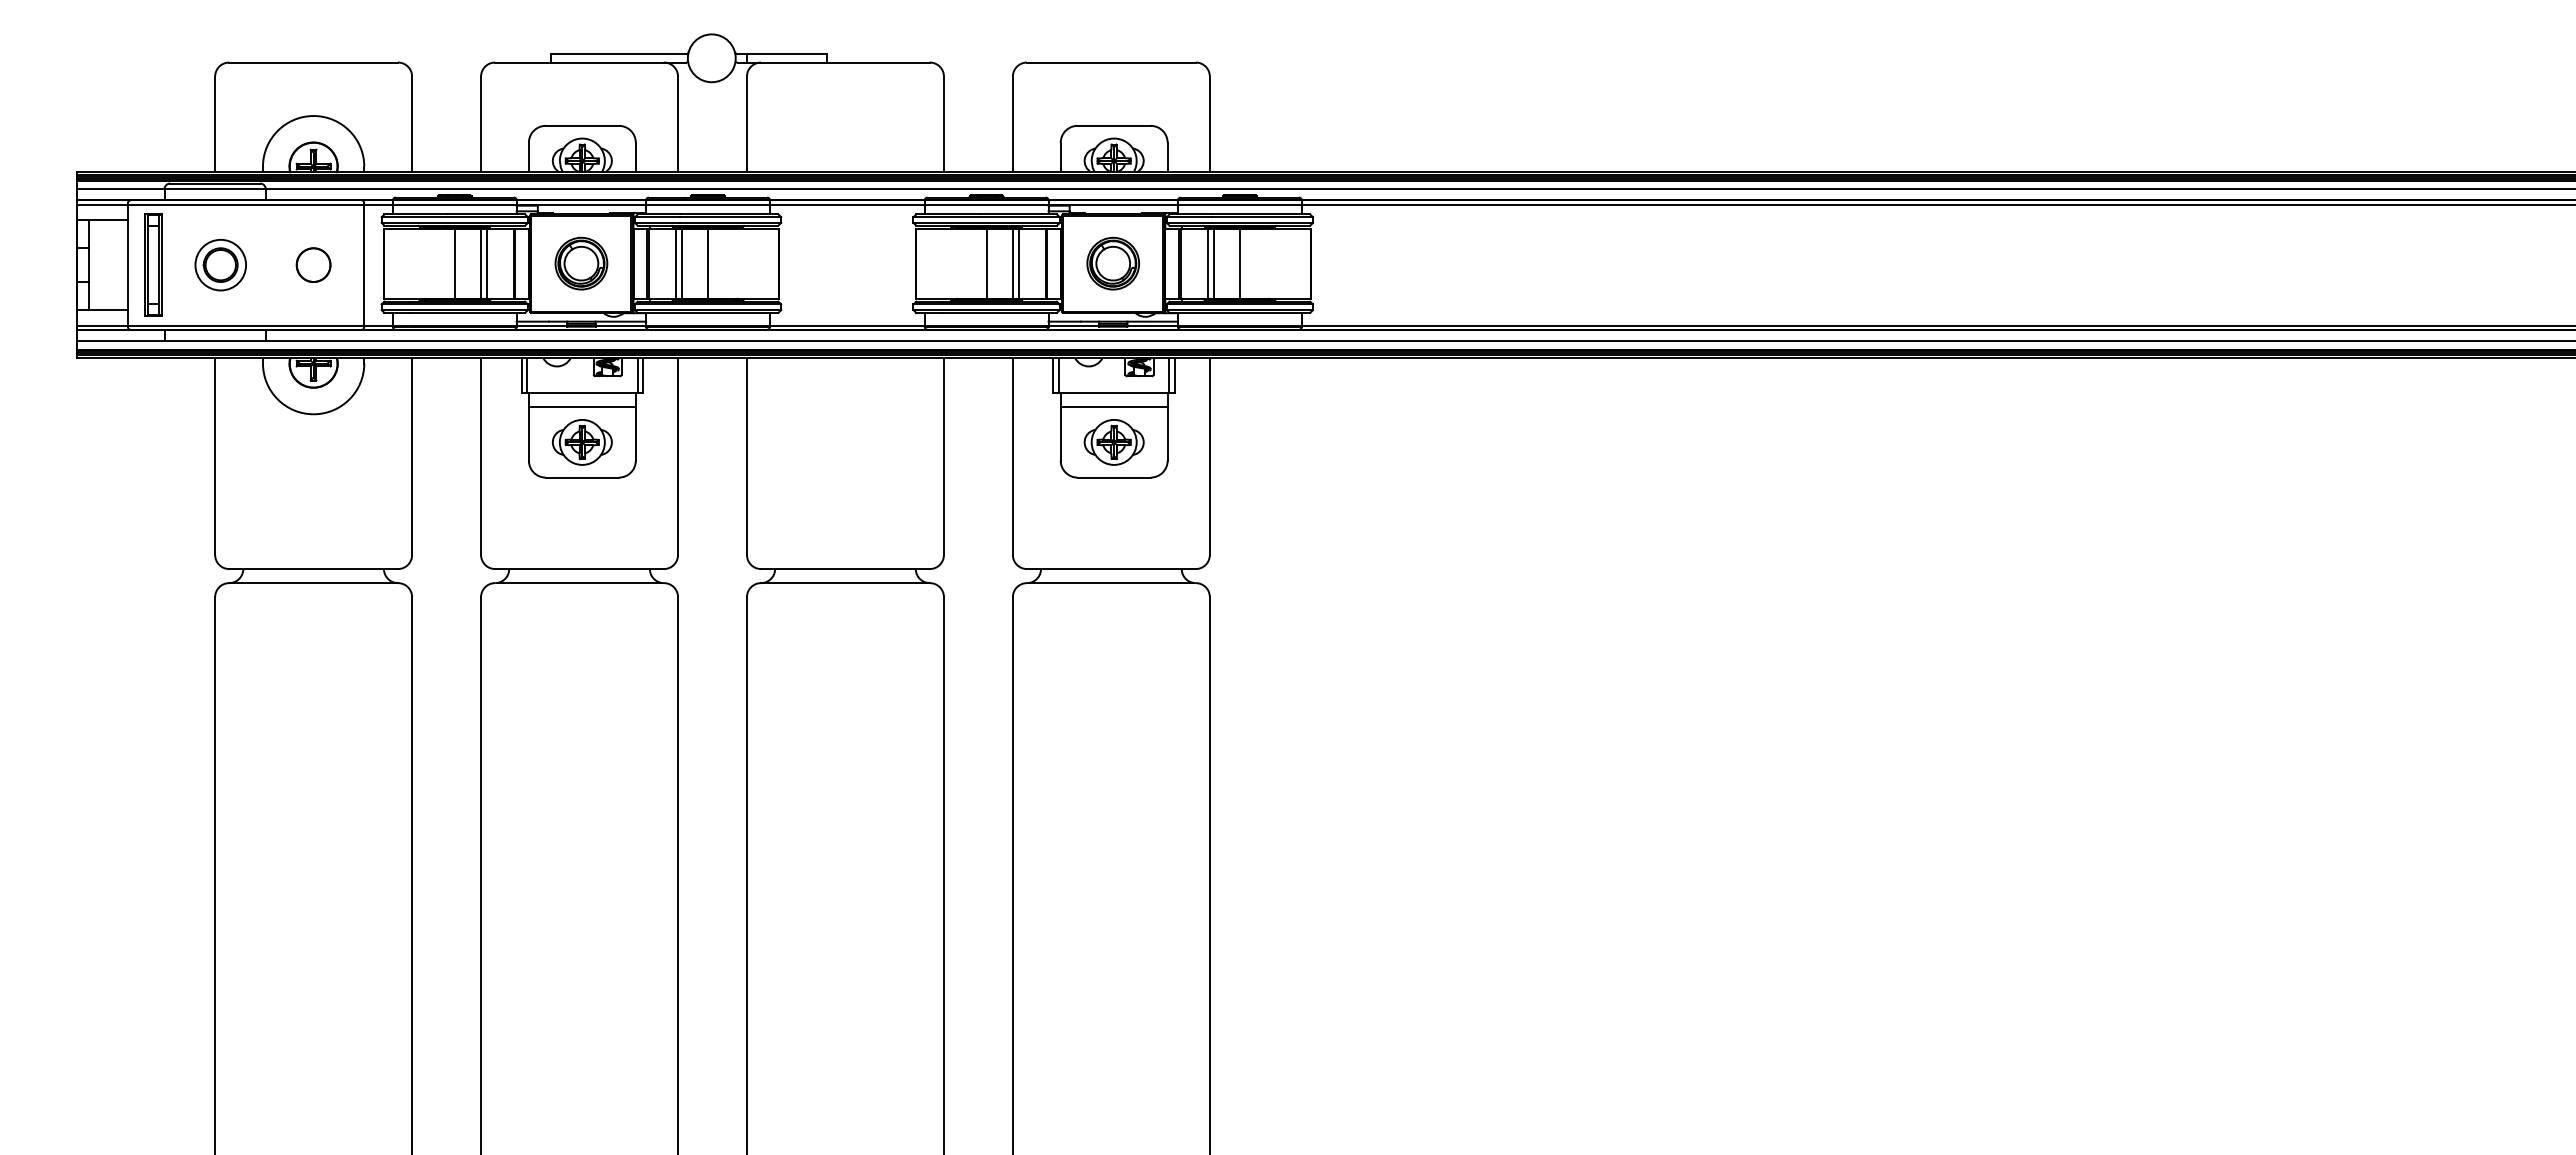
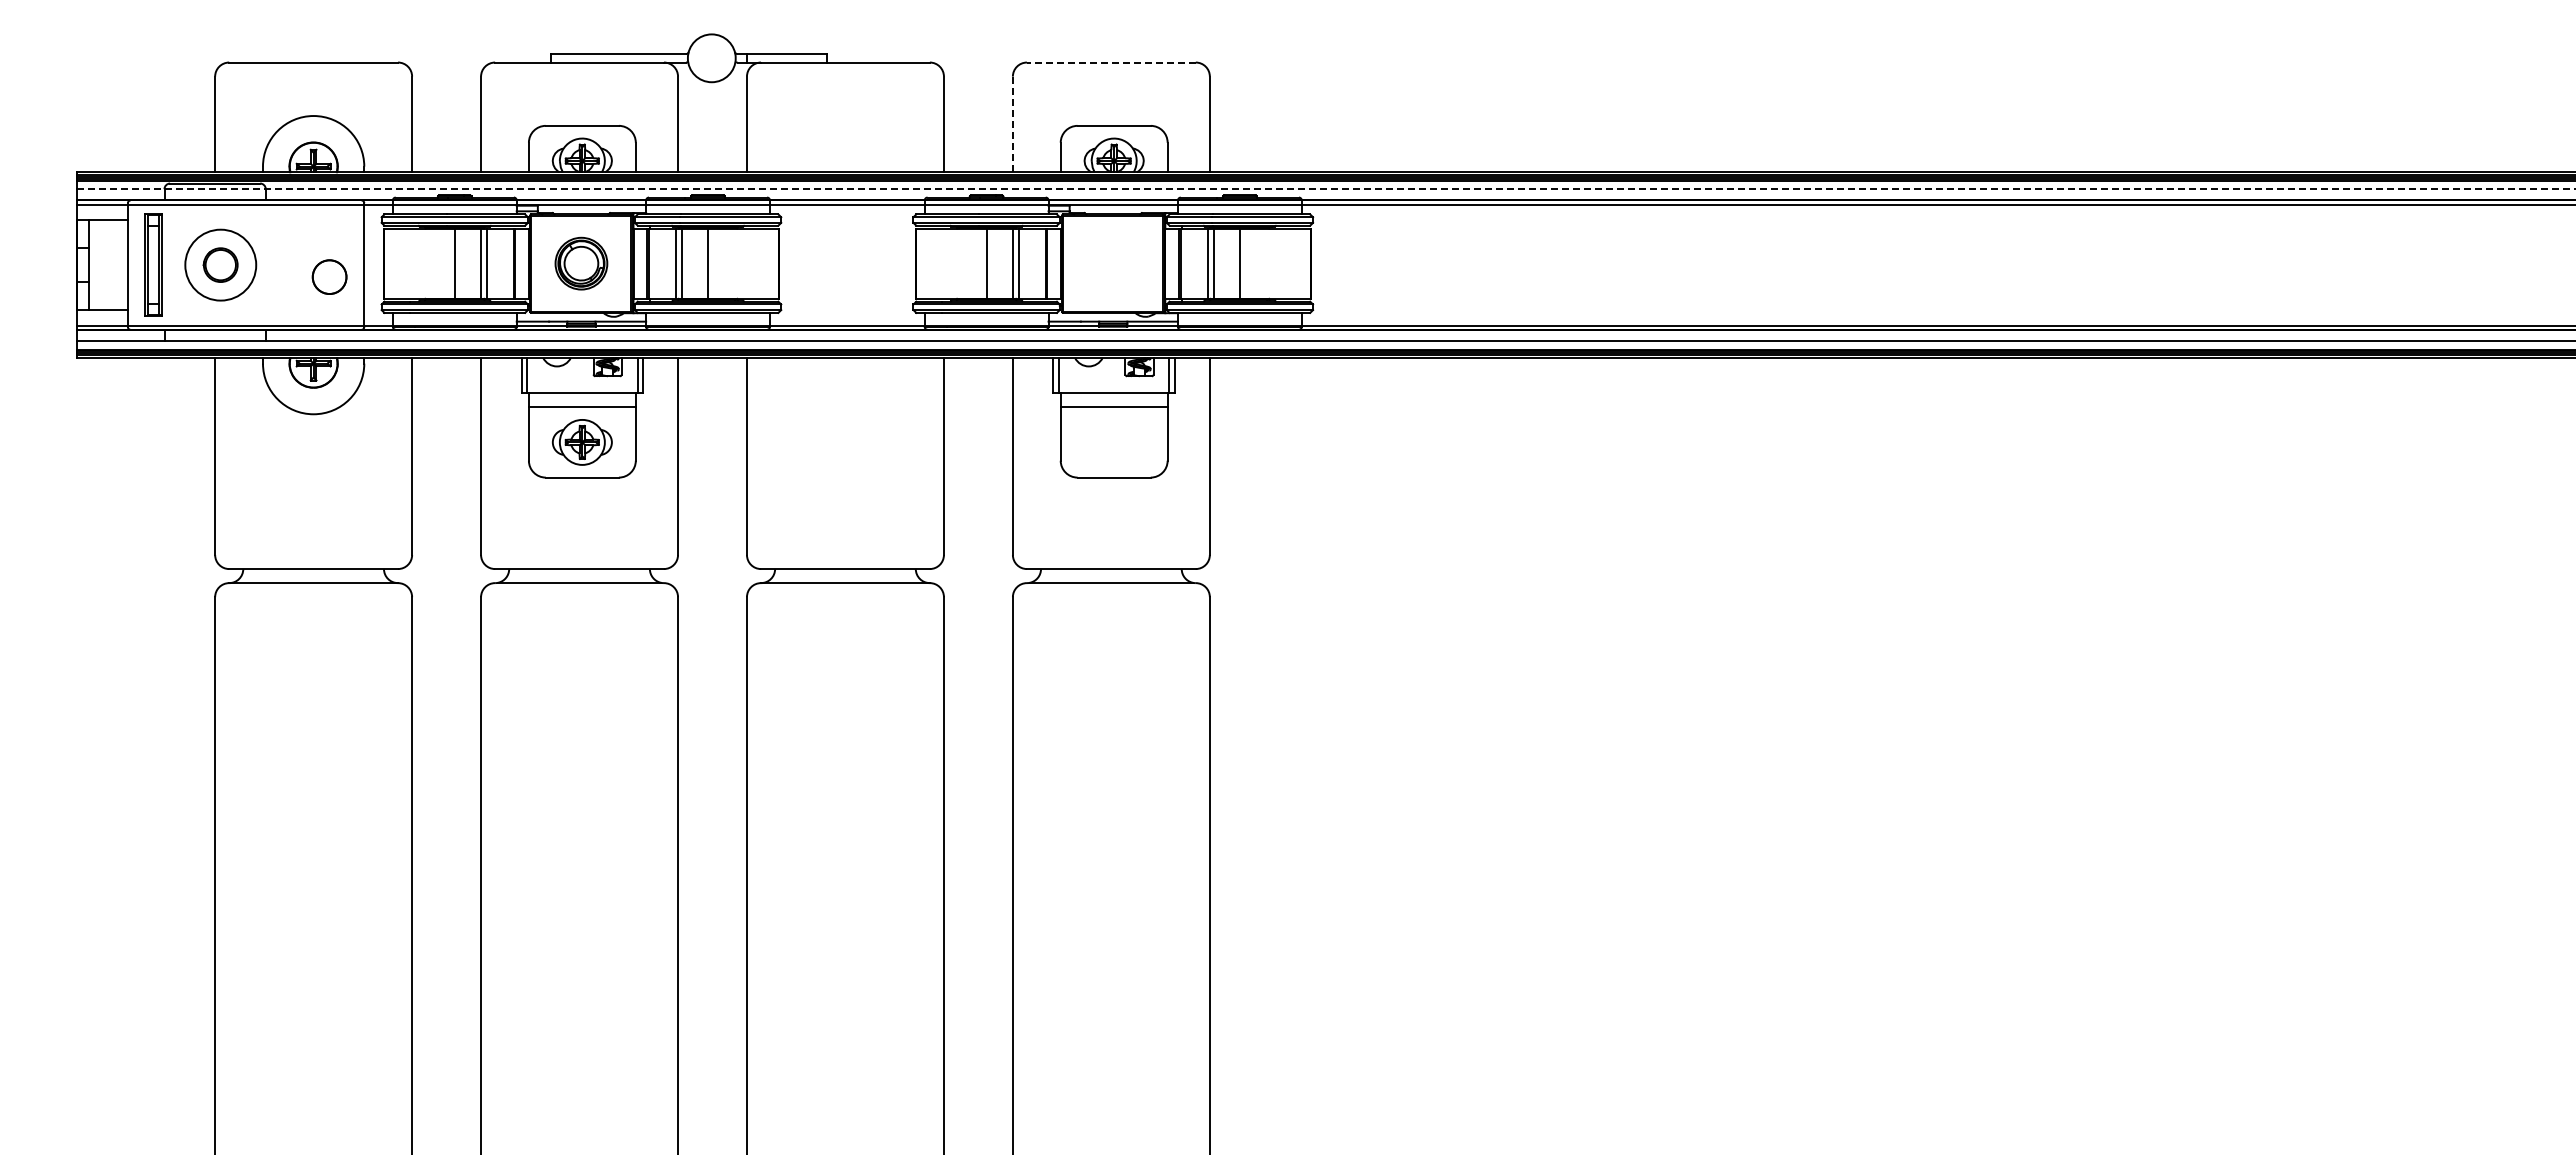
line: solid -> dashed (1110, 62)
line: solid -> dashed (1012, 124)
line: solid -> dashed (1326, 189)
part: present -> none (1112, 263)
circle diameter: 51 px -> 71 px (220, 264)
part position: (313, 264) -> (329, 276) (329, 276)
part: present -> none (1113, 442)
